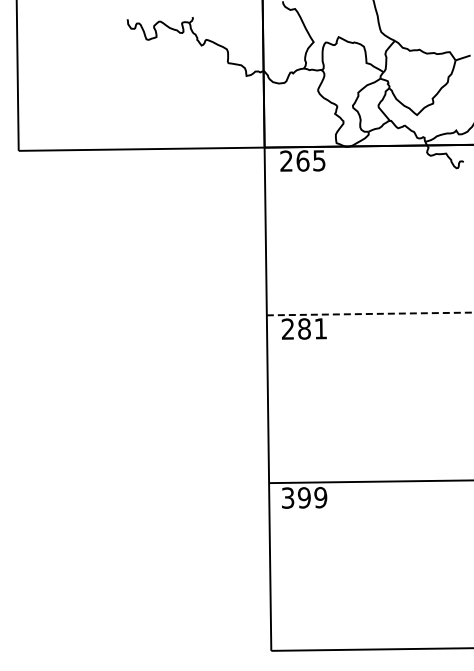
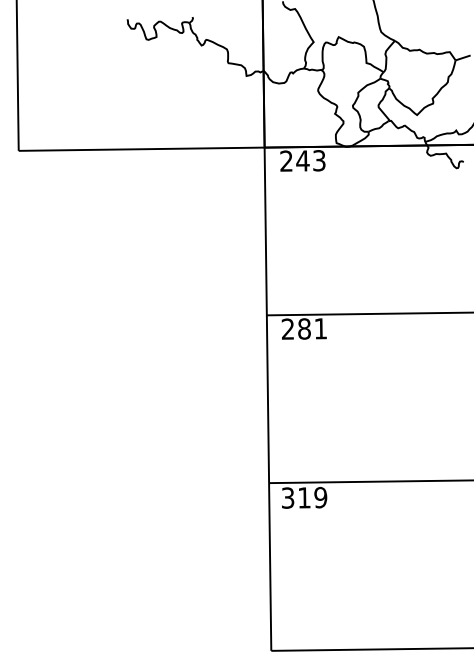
text: 265 -> 243 (310, 160)
line: dashed -> solid (370, 313)
text: 399 -> 319 (303, 497)
